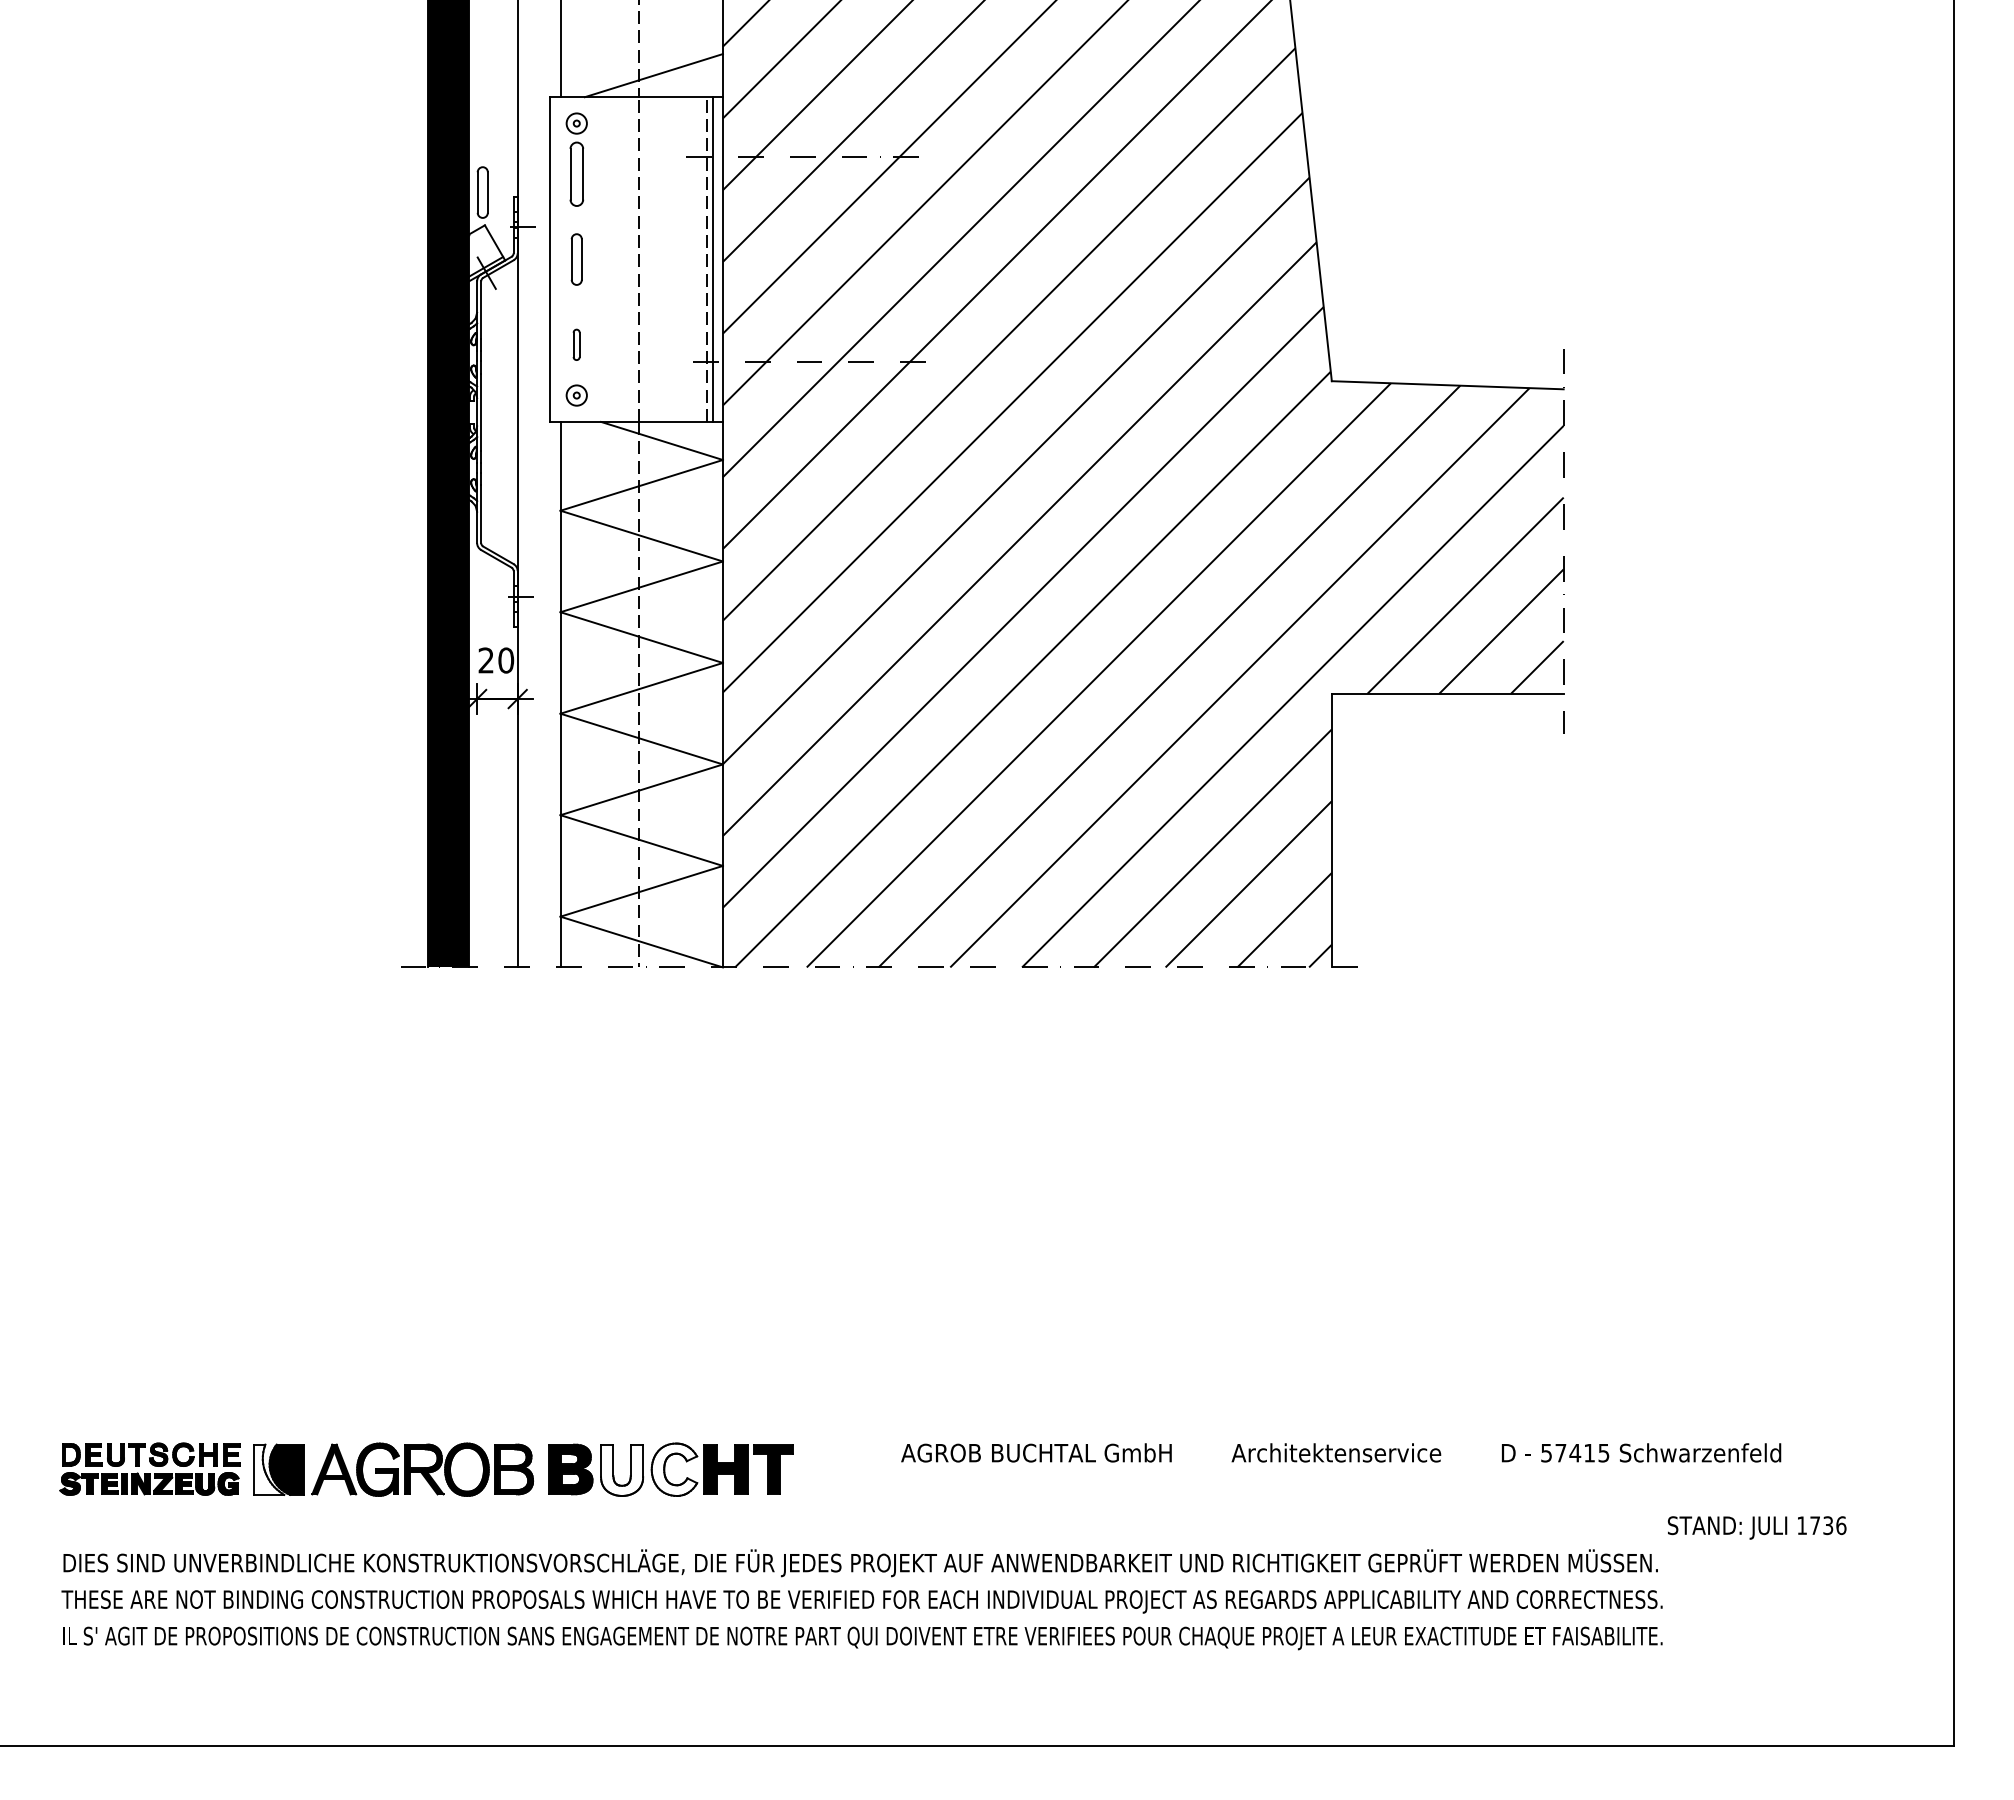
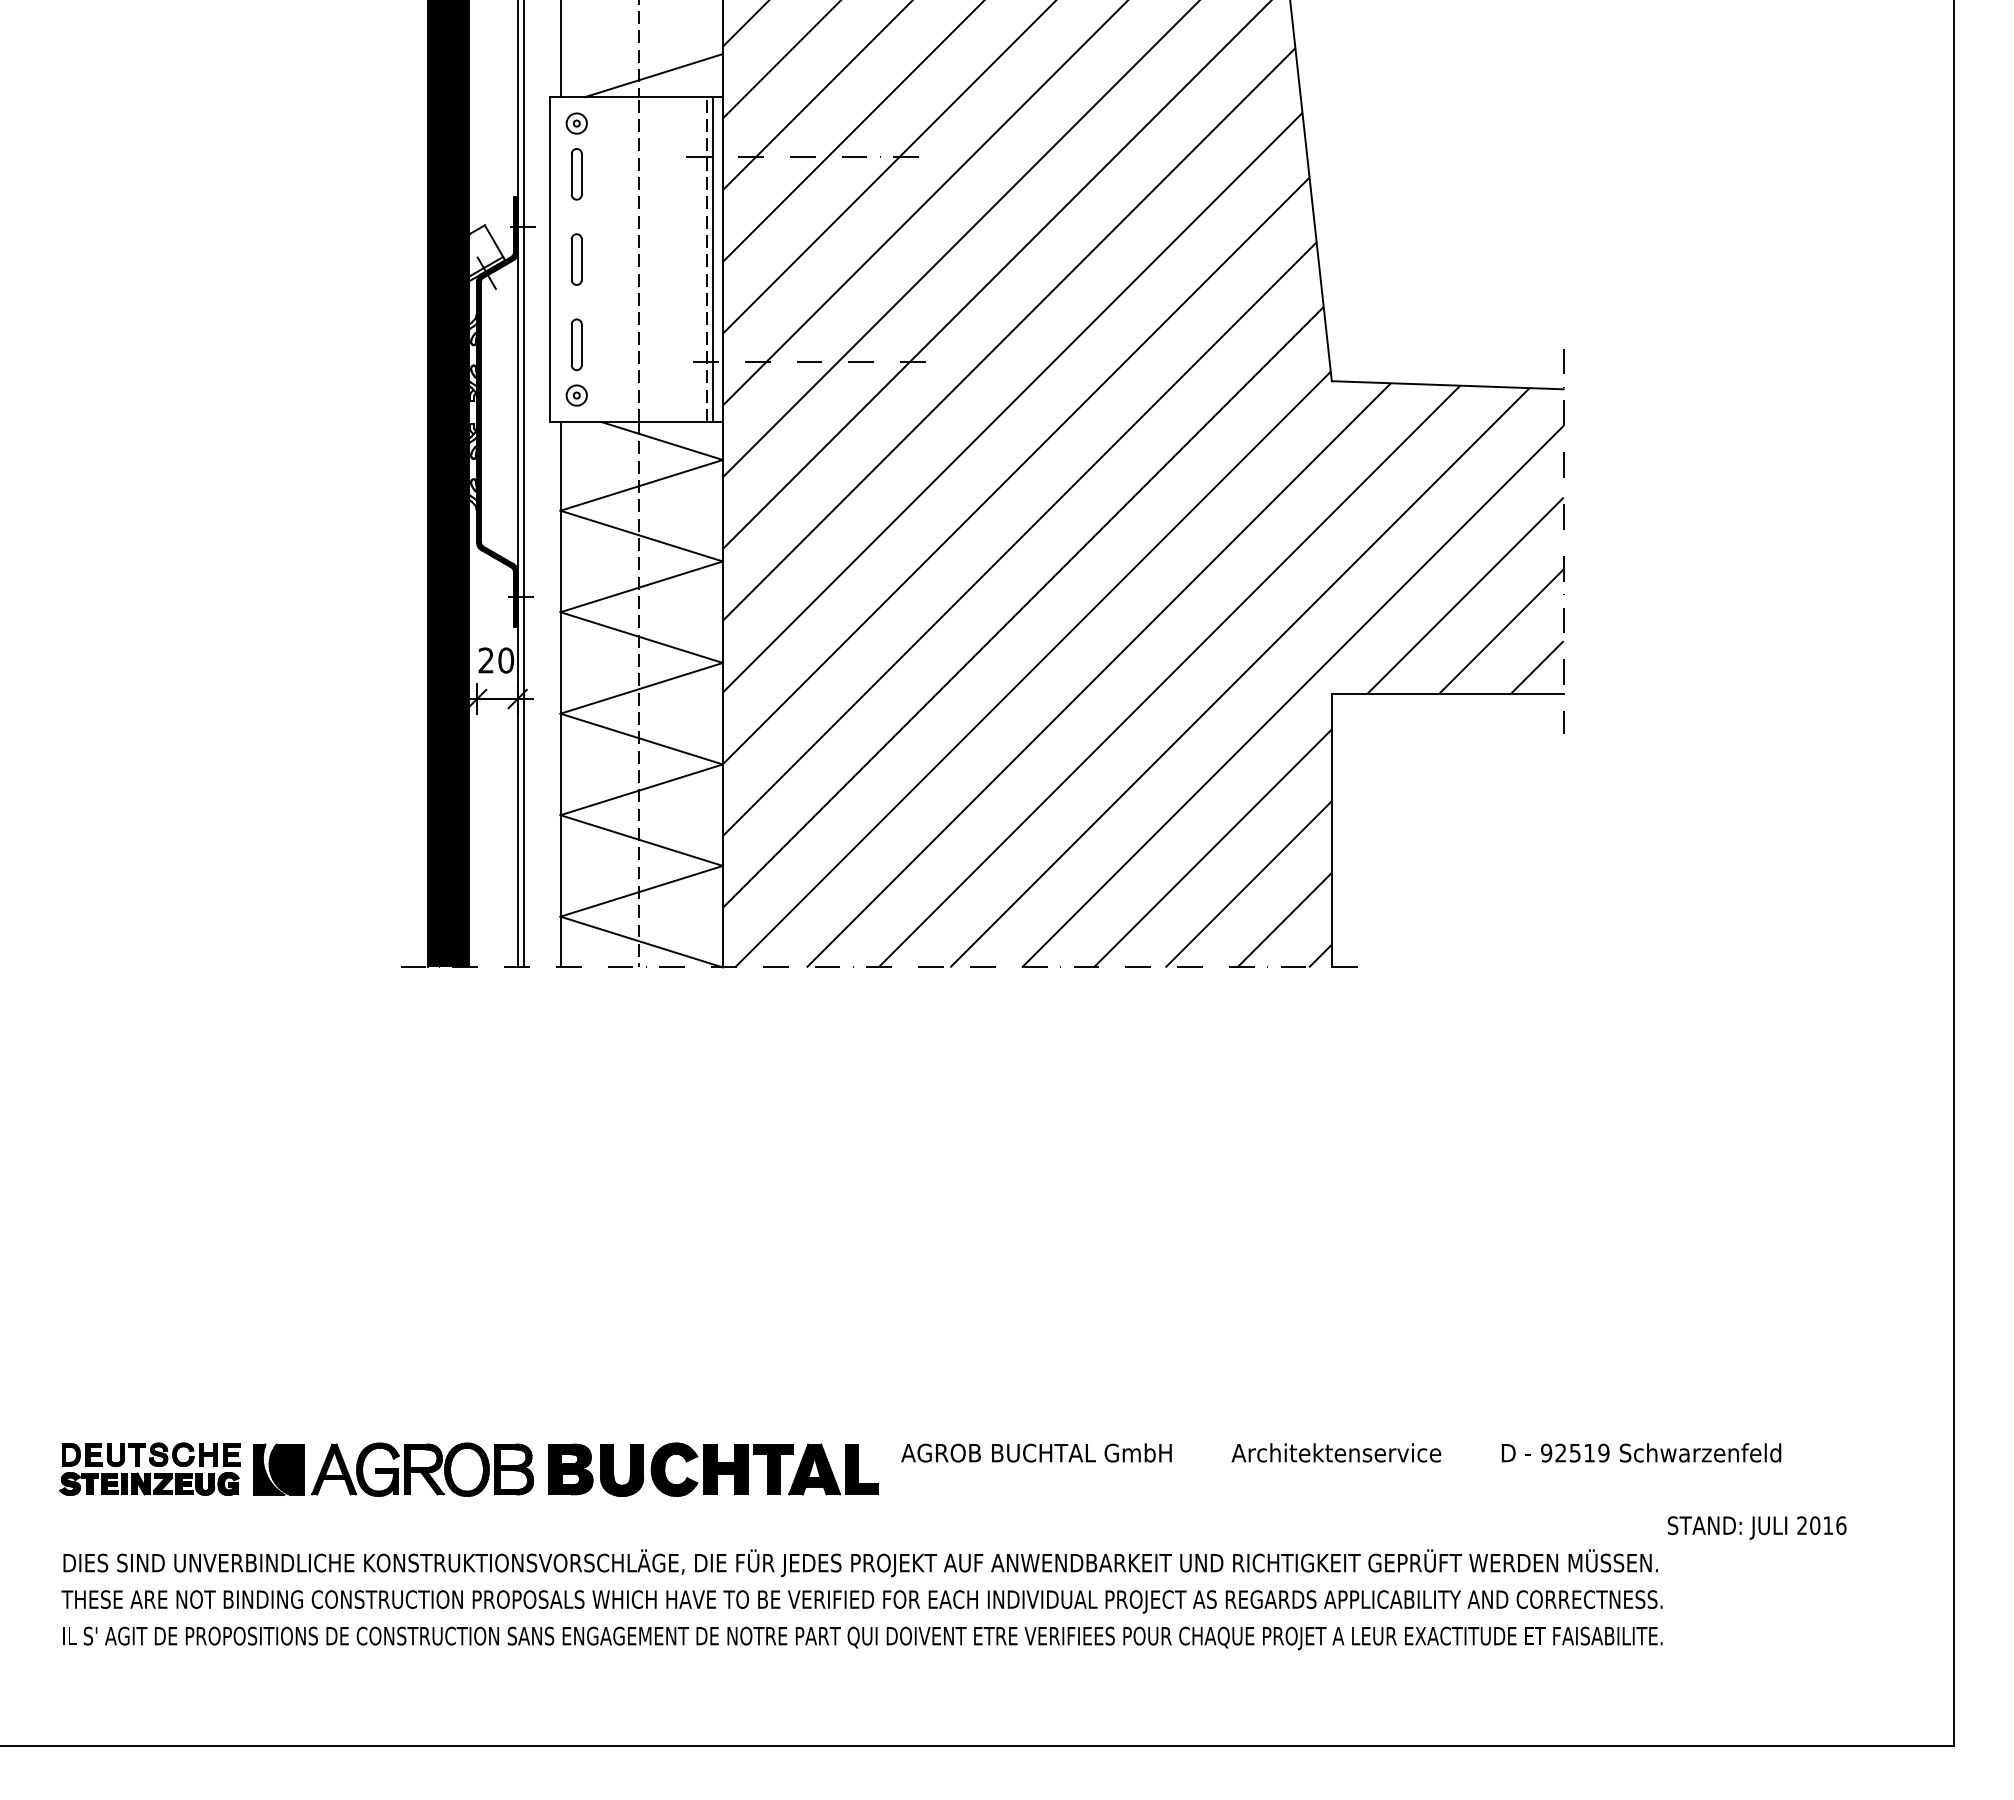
part size: 16x66 px -> 13x53 px (576, 174)
part: present -> none (482, 192)
part size: 9x33 px -> 13x54 px (576, 344)
fill: none -> present (497, 412)
line: none -> present (523, 484)
text: 57415 -> 92519 (1575, 1452)
fill: none -> present (268, 1469)
fill: none -> present (622, 1469)
fill: none -> present (674, 1469)
part: none -> present (833, 1469)
text: 1736 -> 2016 (1815, 1525)
